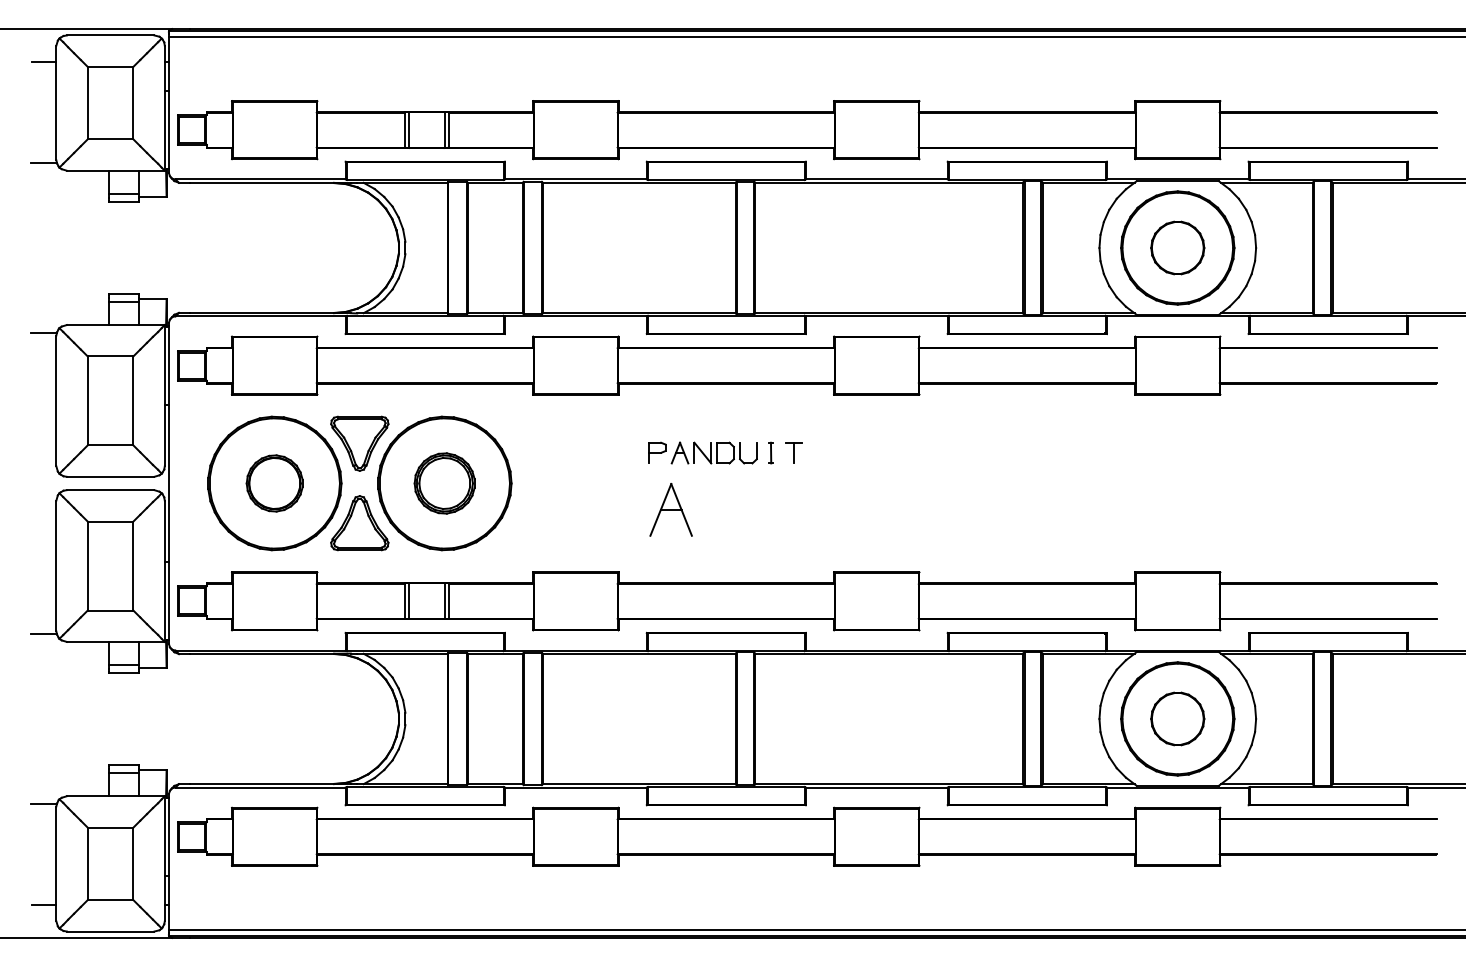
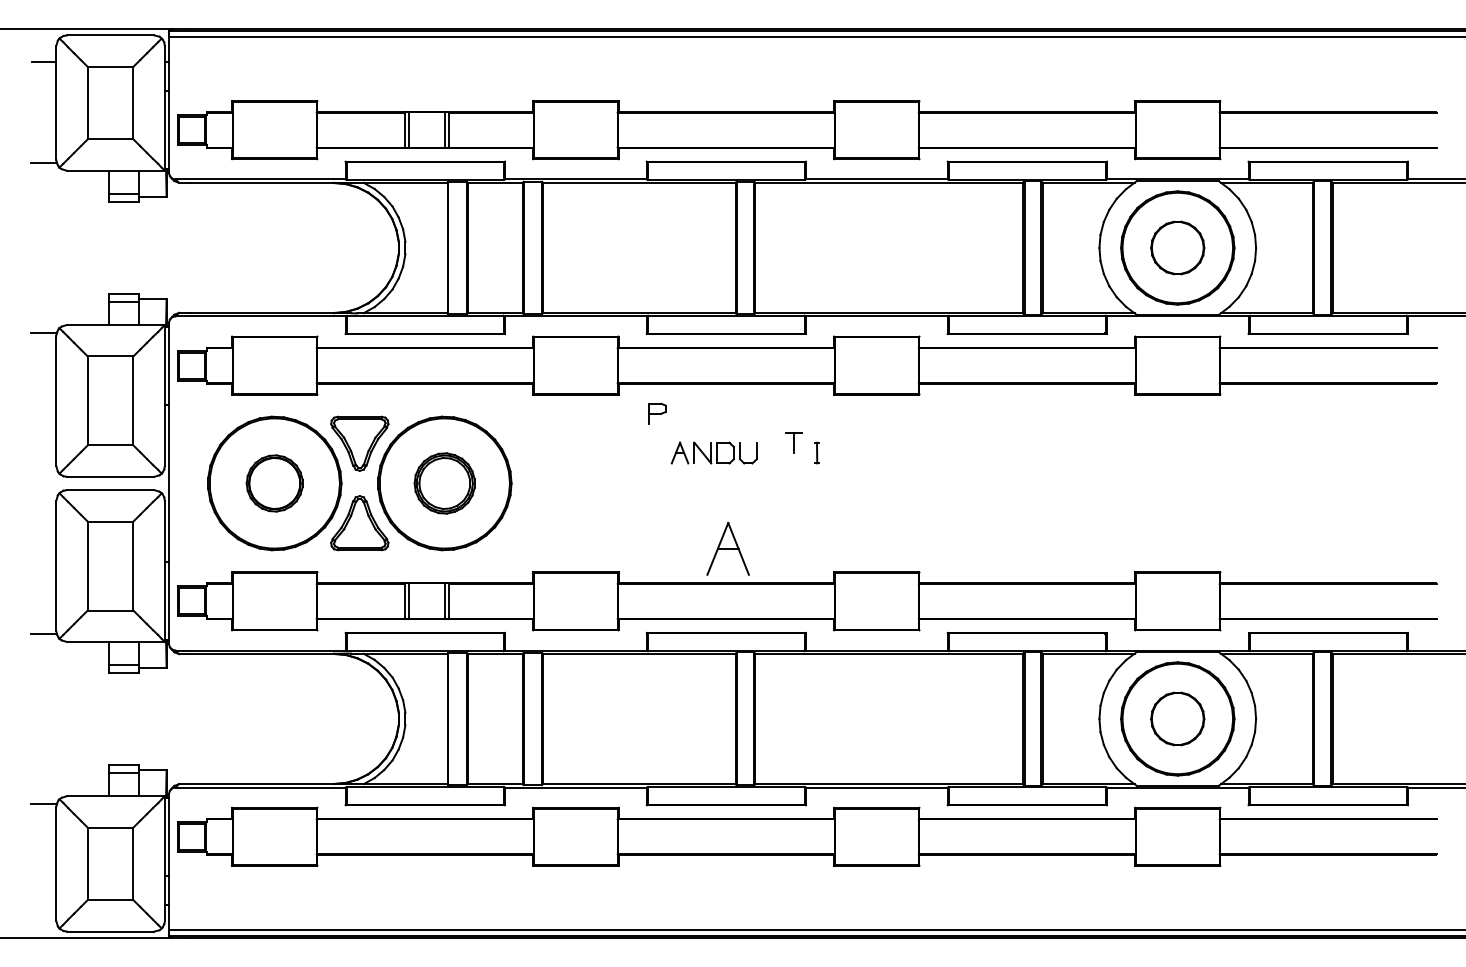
part position: (657, 452) -> (657, 413) (657, 413)
part position: (770, 452) -> (816, 452) (816, 452)
part position: (793, 452) -> (793, 442) (793, 442)
part position: (670, 509) -> (727, 548) (727, 548)
line: present -> none (43, 905)
